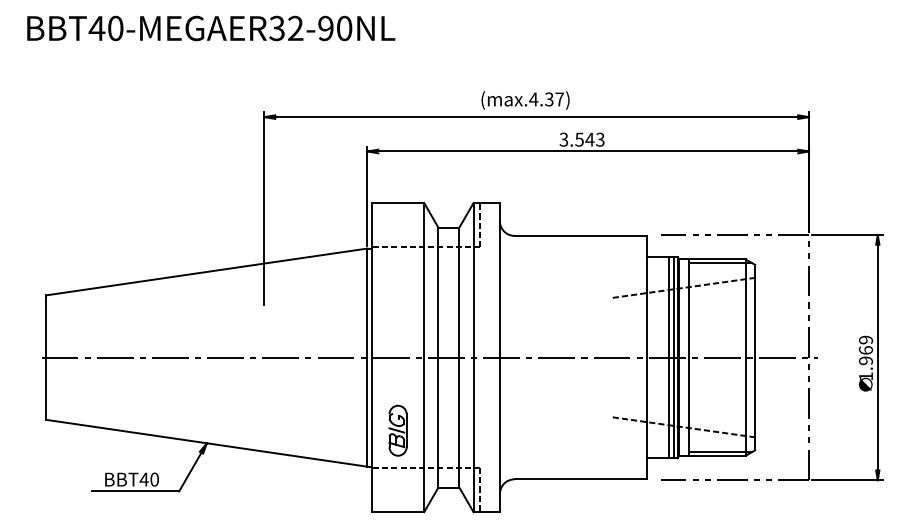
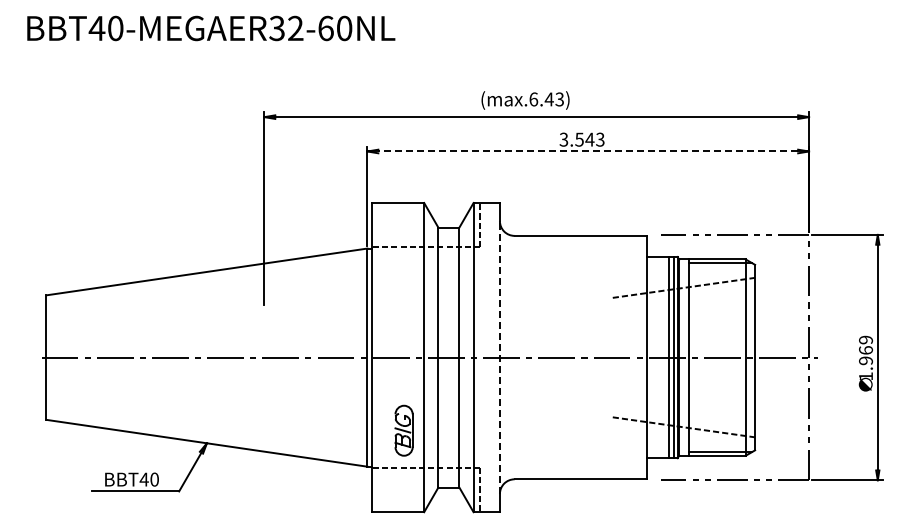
text: BBT40-MEGAER32-90NL -> BBT40-MEGAER32-60NL (325, 28)
text: (max.4.37) -> (max.6.43) (546, 99)
line: solid -> dashed (588, 151)
line: solid -> dashed (499, 357)
part position: (397, 430) -> (403, 430) (403, 430)
